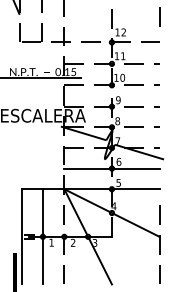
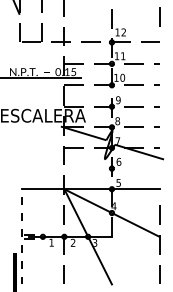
line: present -> none (111, 168)
line: solid -> dashed (21, 236)
line: present -> none (42, 236)
